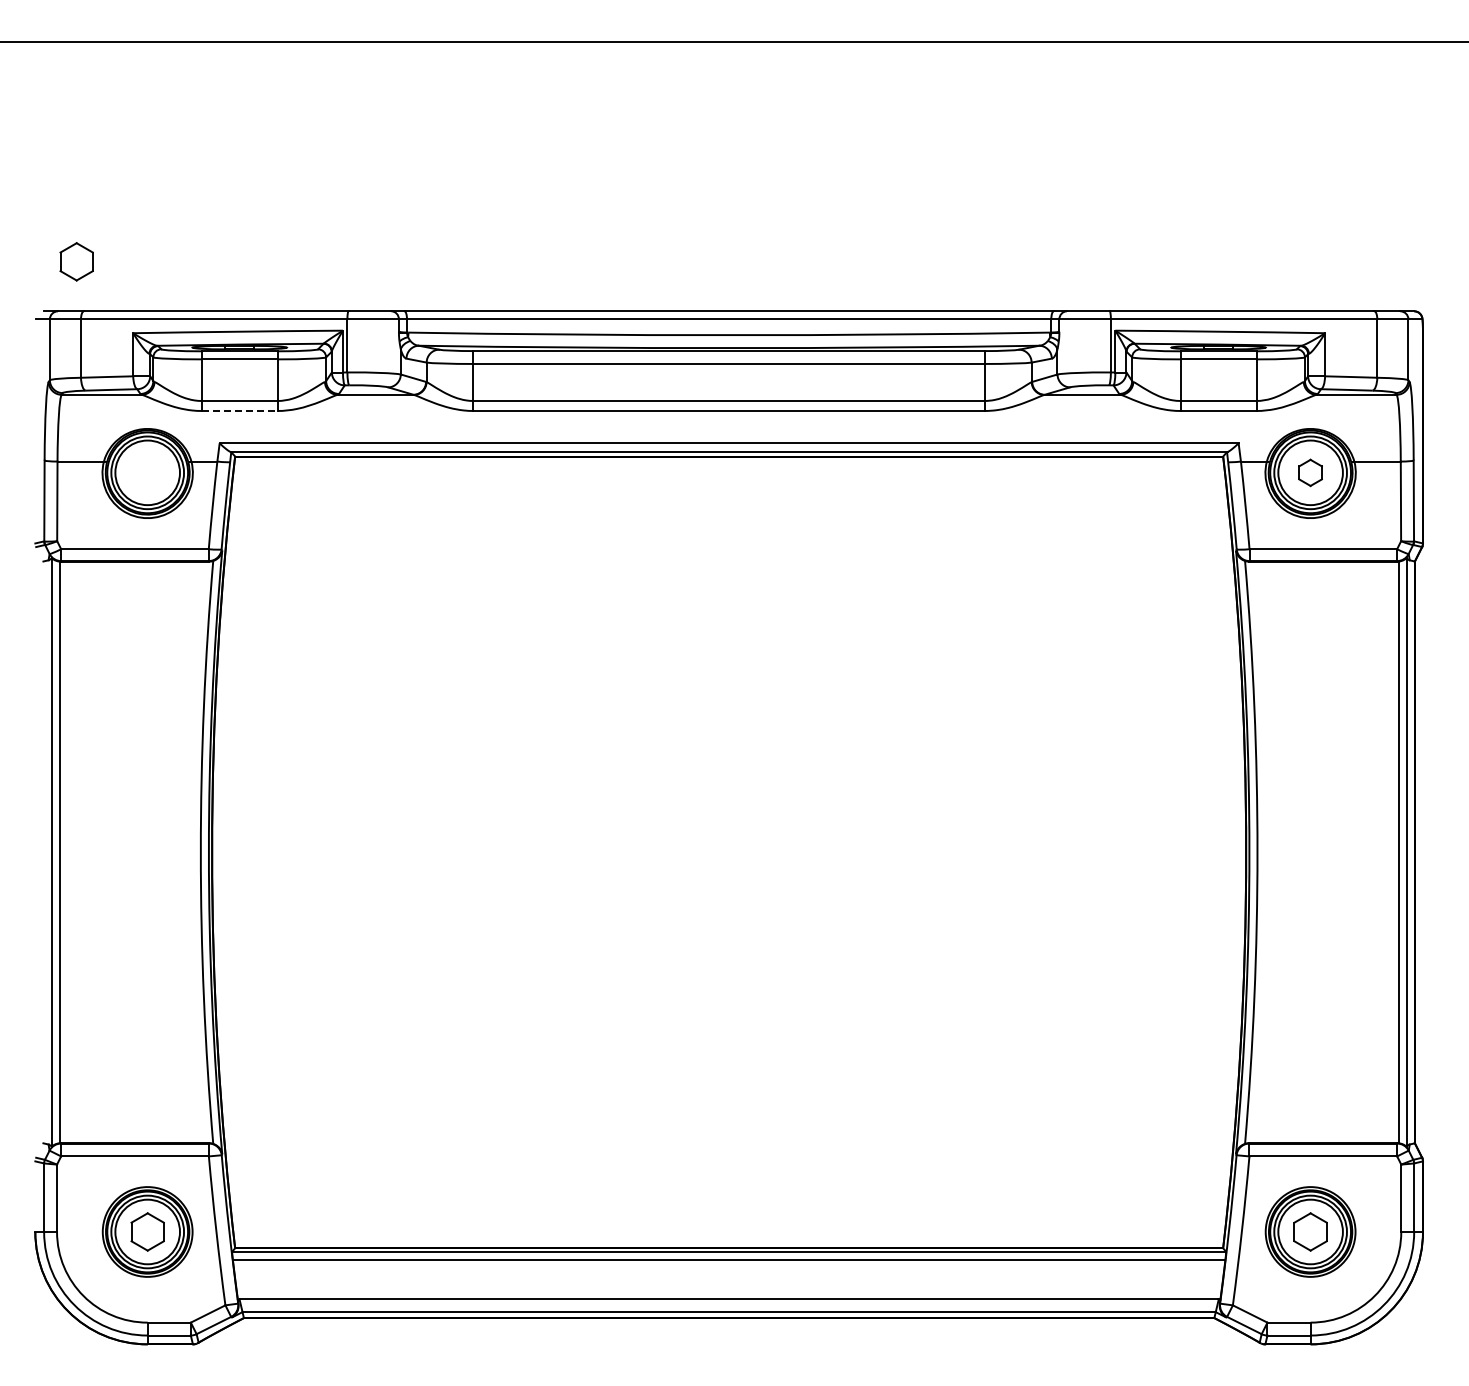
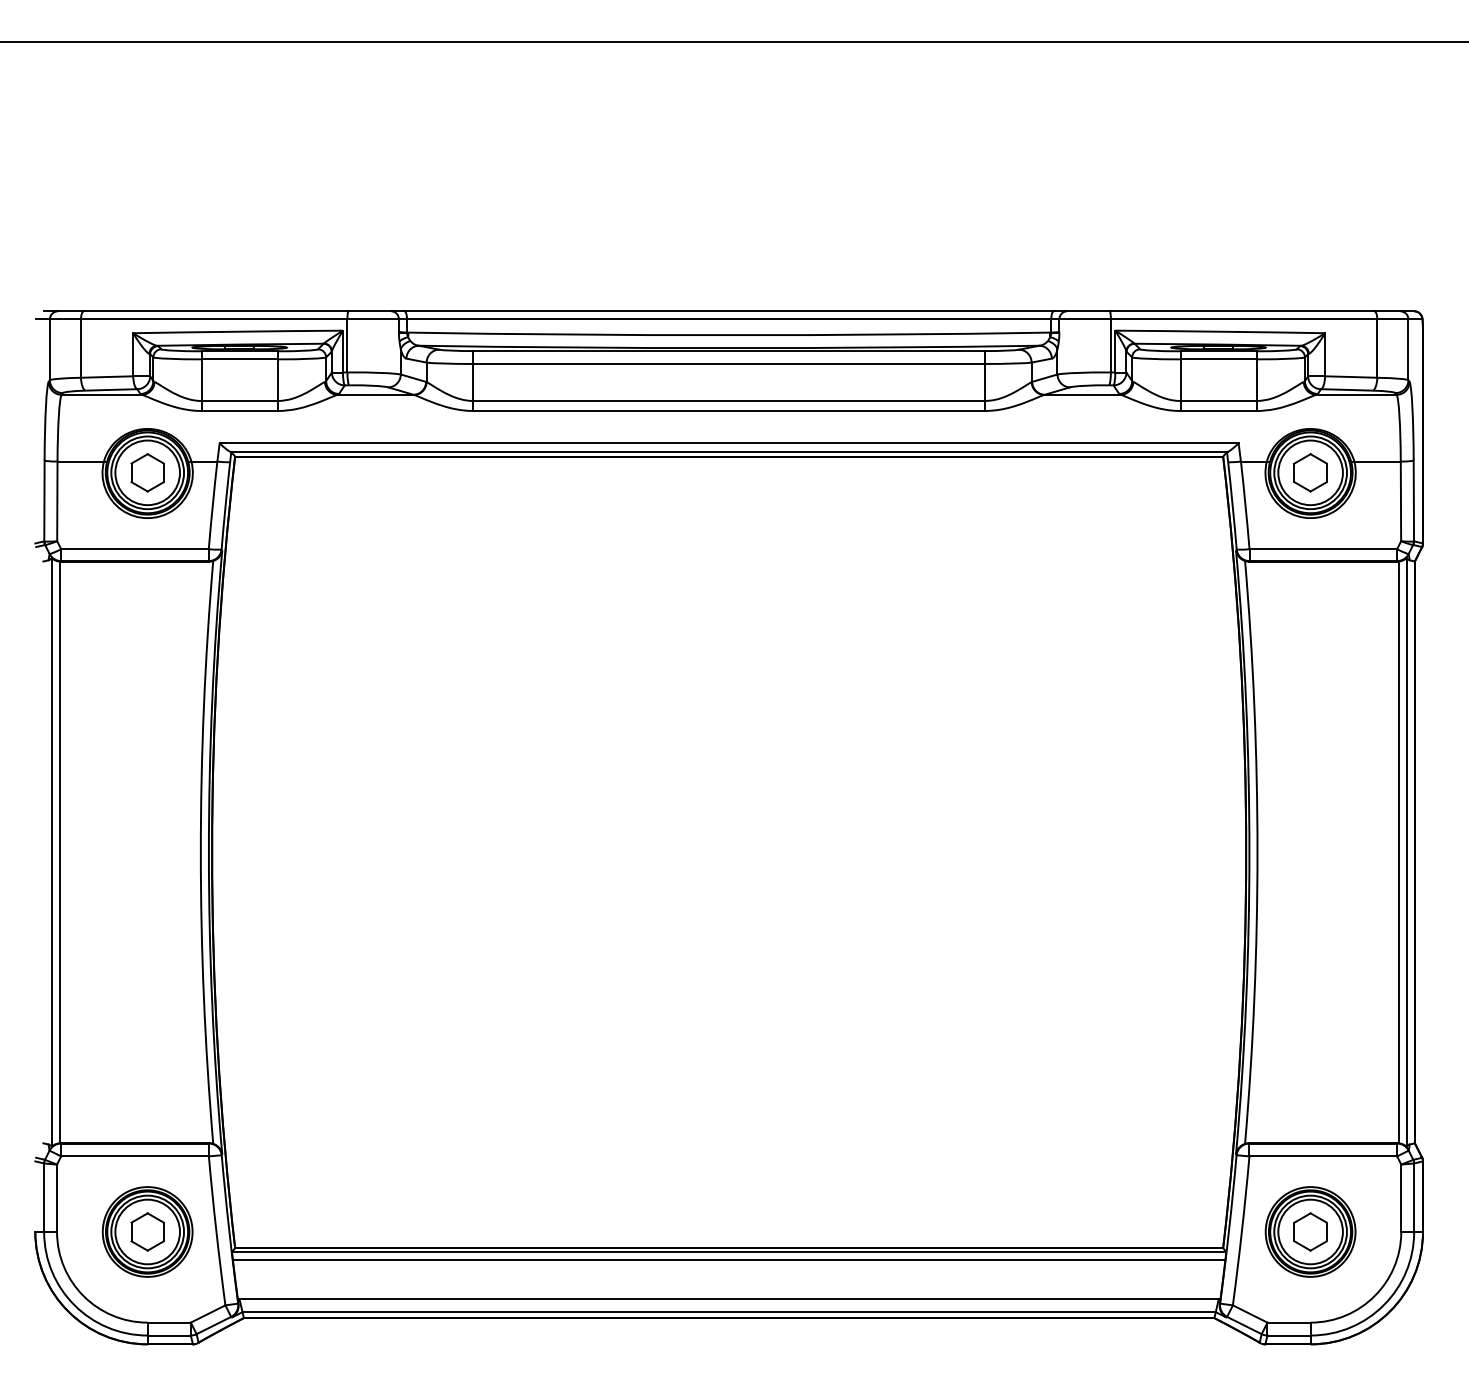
part position: (76, 261) -> (147, 472) (147, 472)
line: dashed -> solid (240, 410)
part size: 25x30 px -> 35x40 px (1310, 472)
